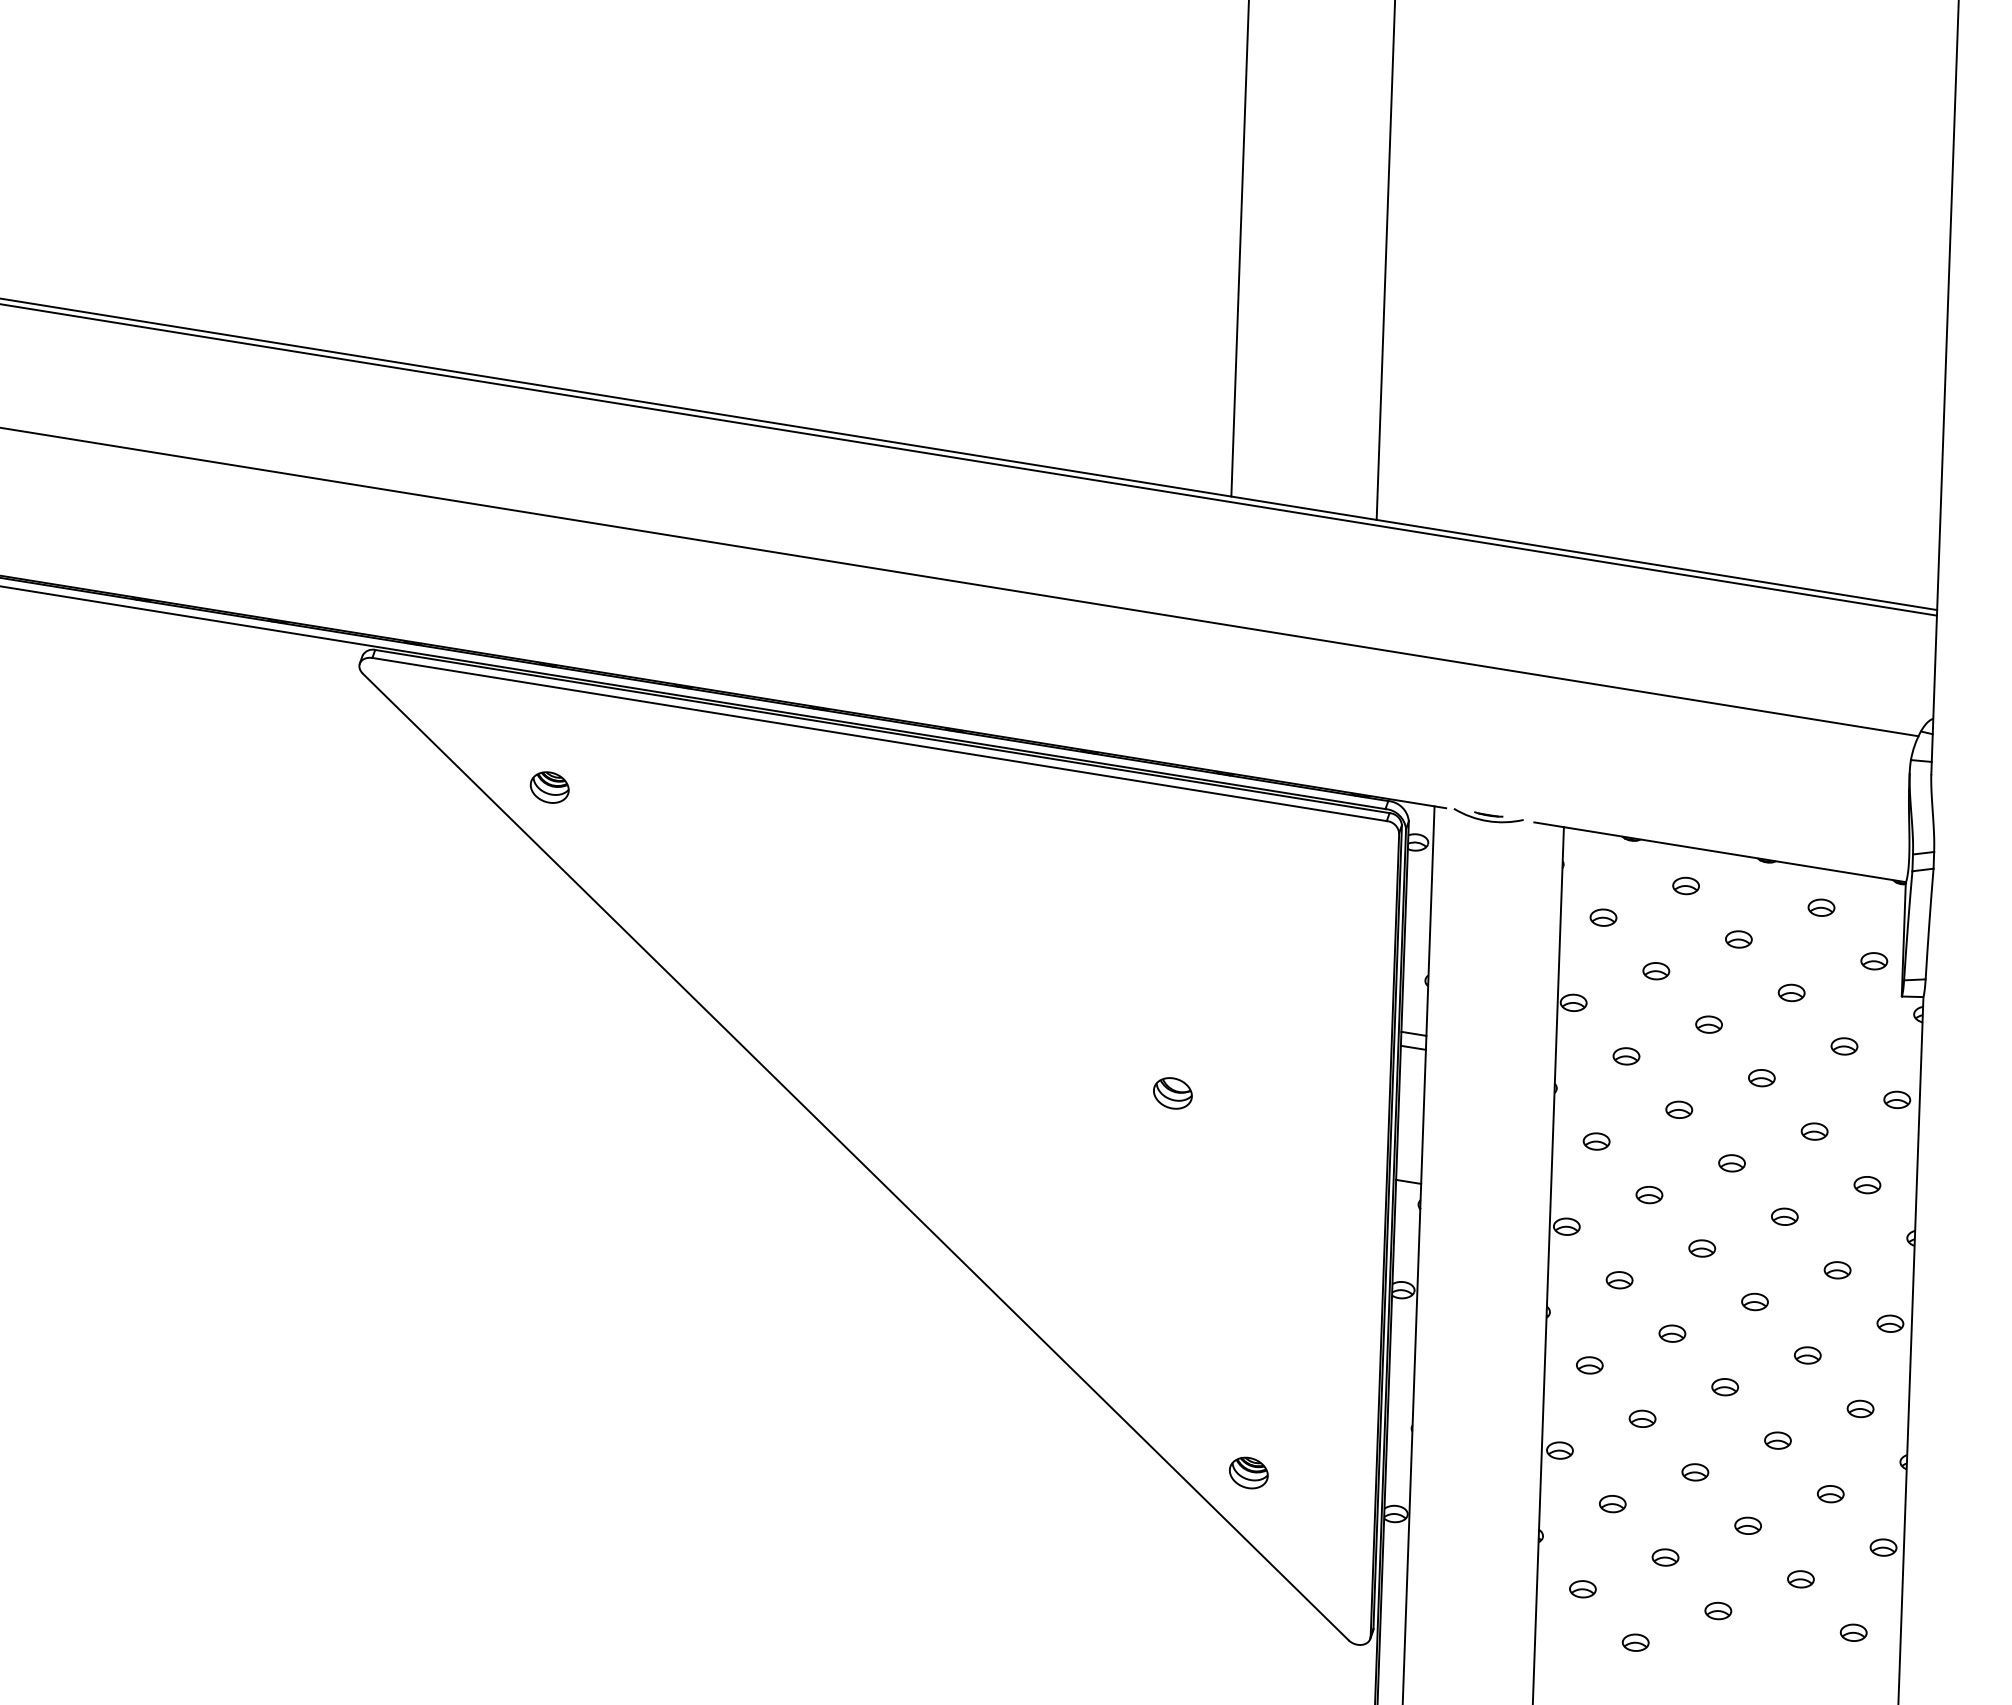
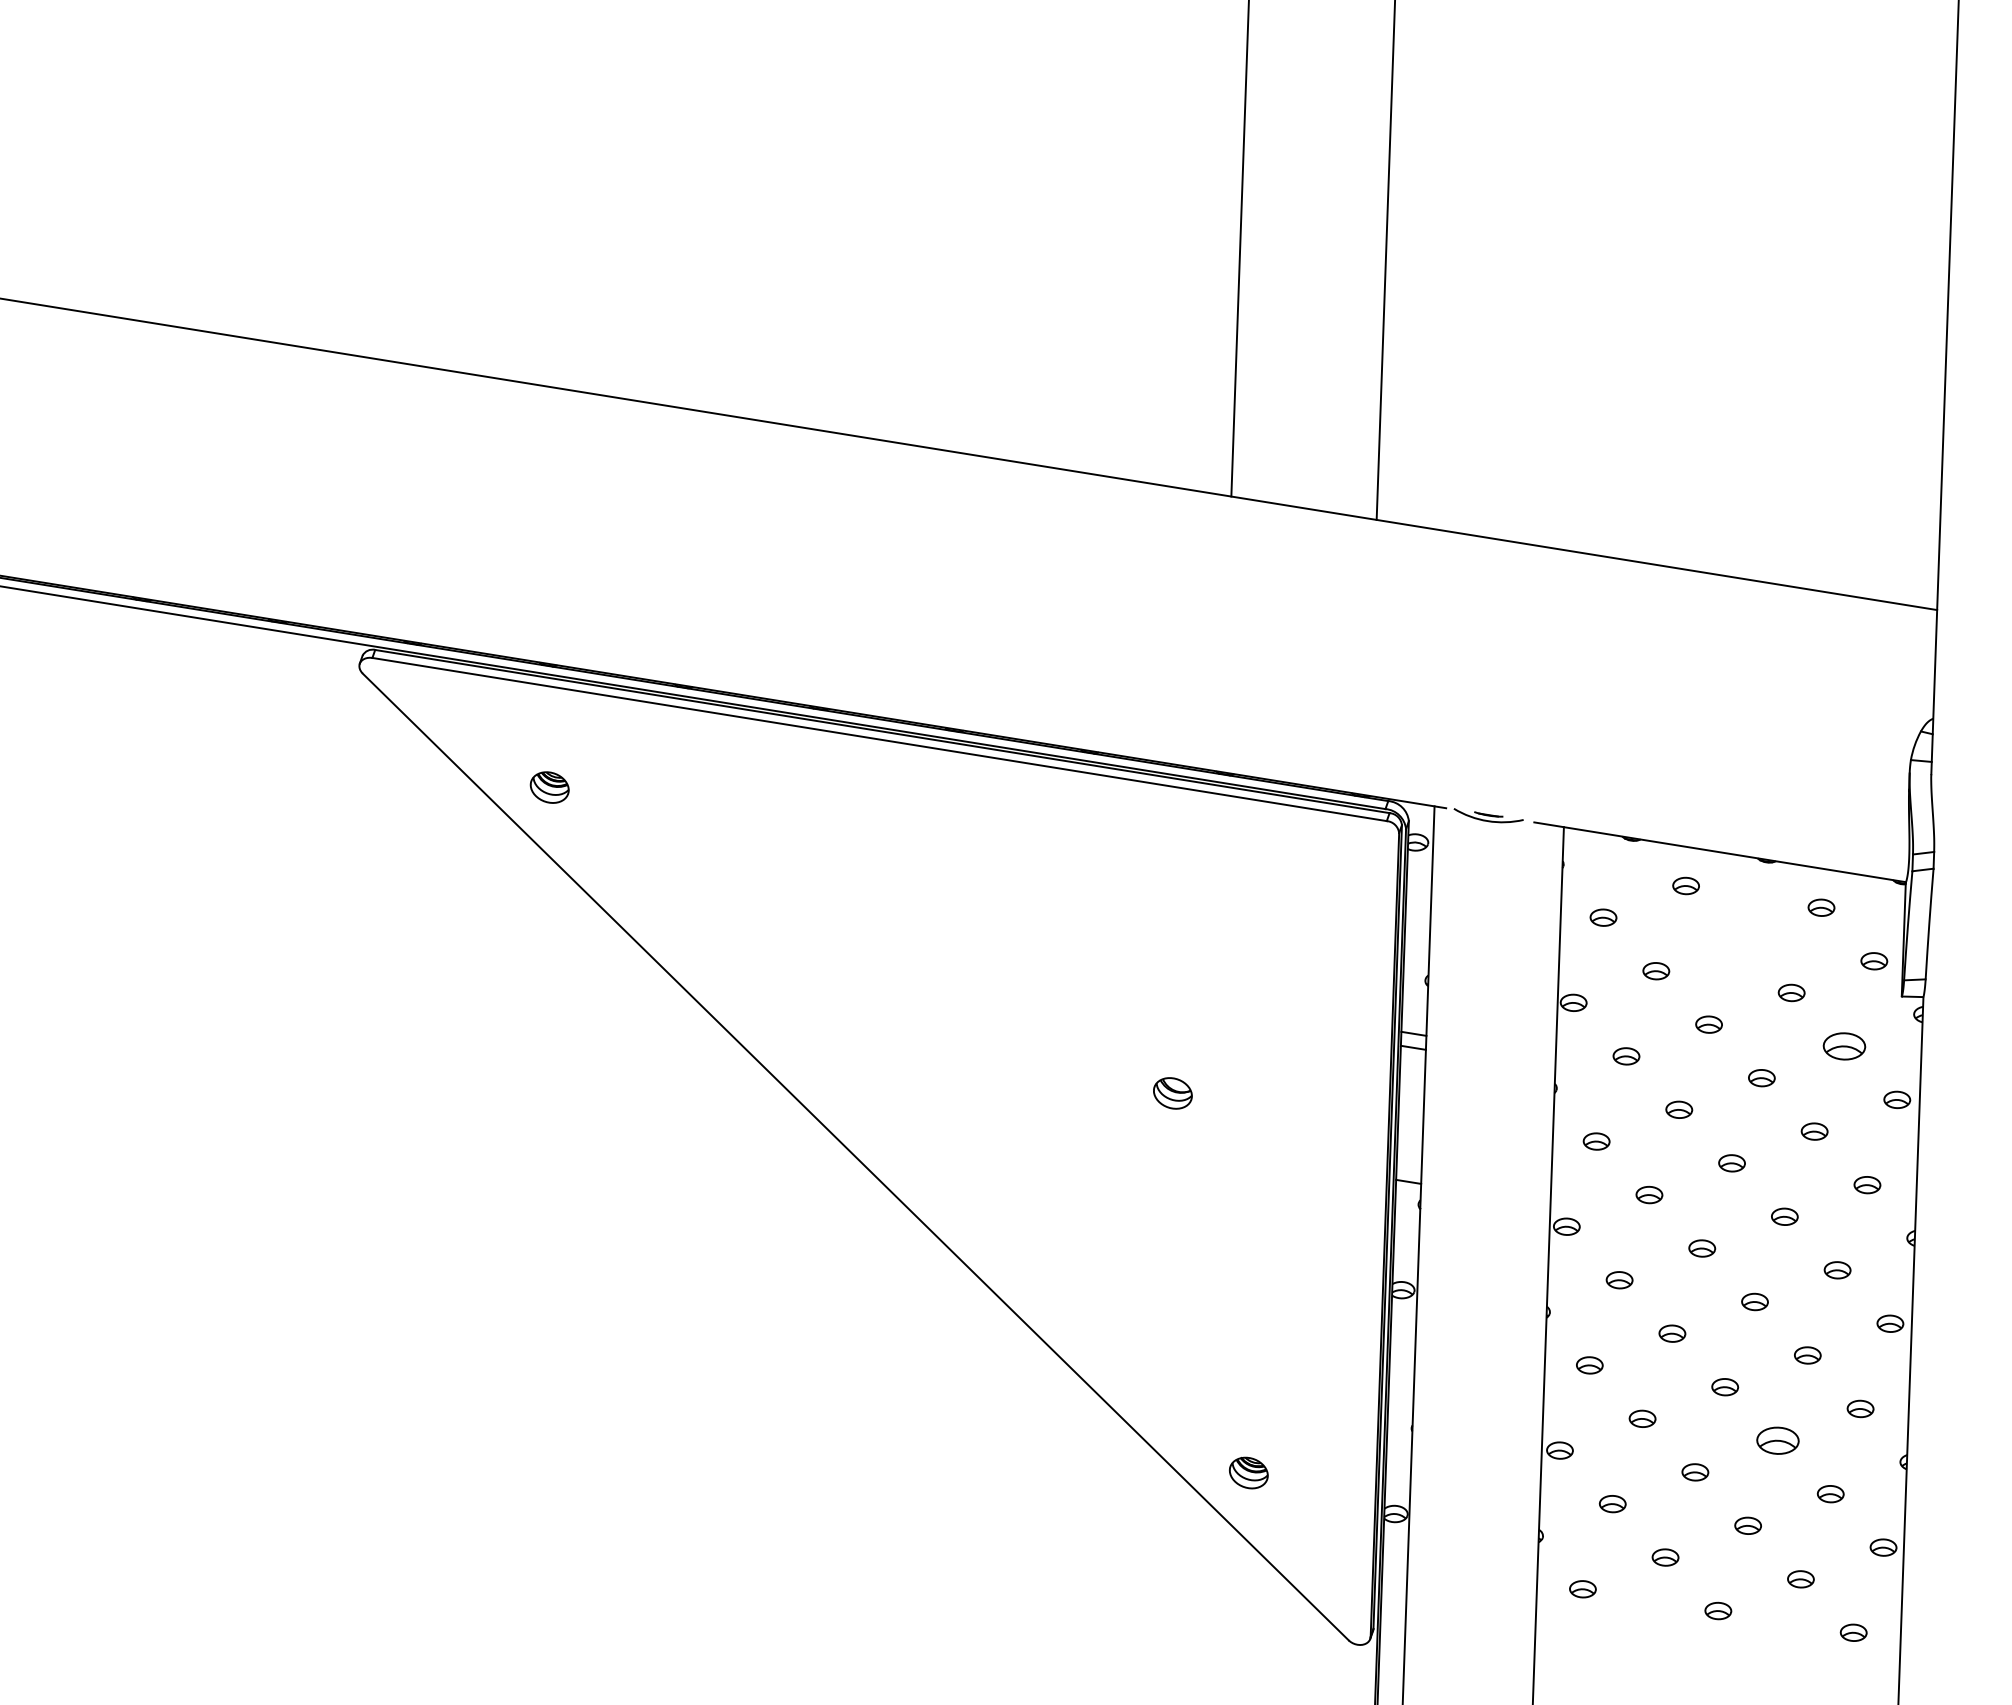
line: present -> none (969, 459)
line: present -> none (960, 582)
part: present -> none (1738, 939)
part size: 29x19 px -> 45x29 px (1844, 1046)
part size: 28x19 px -> 44x29 px (1777, 1440)
part: present -> none (1635, 1642)
